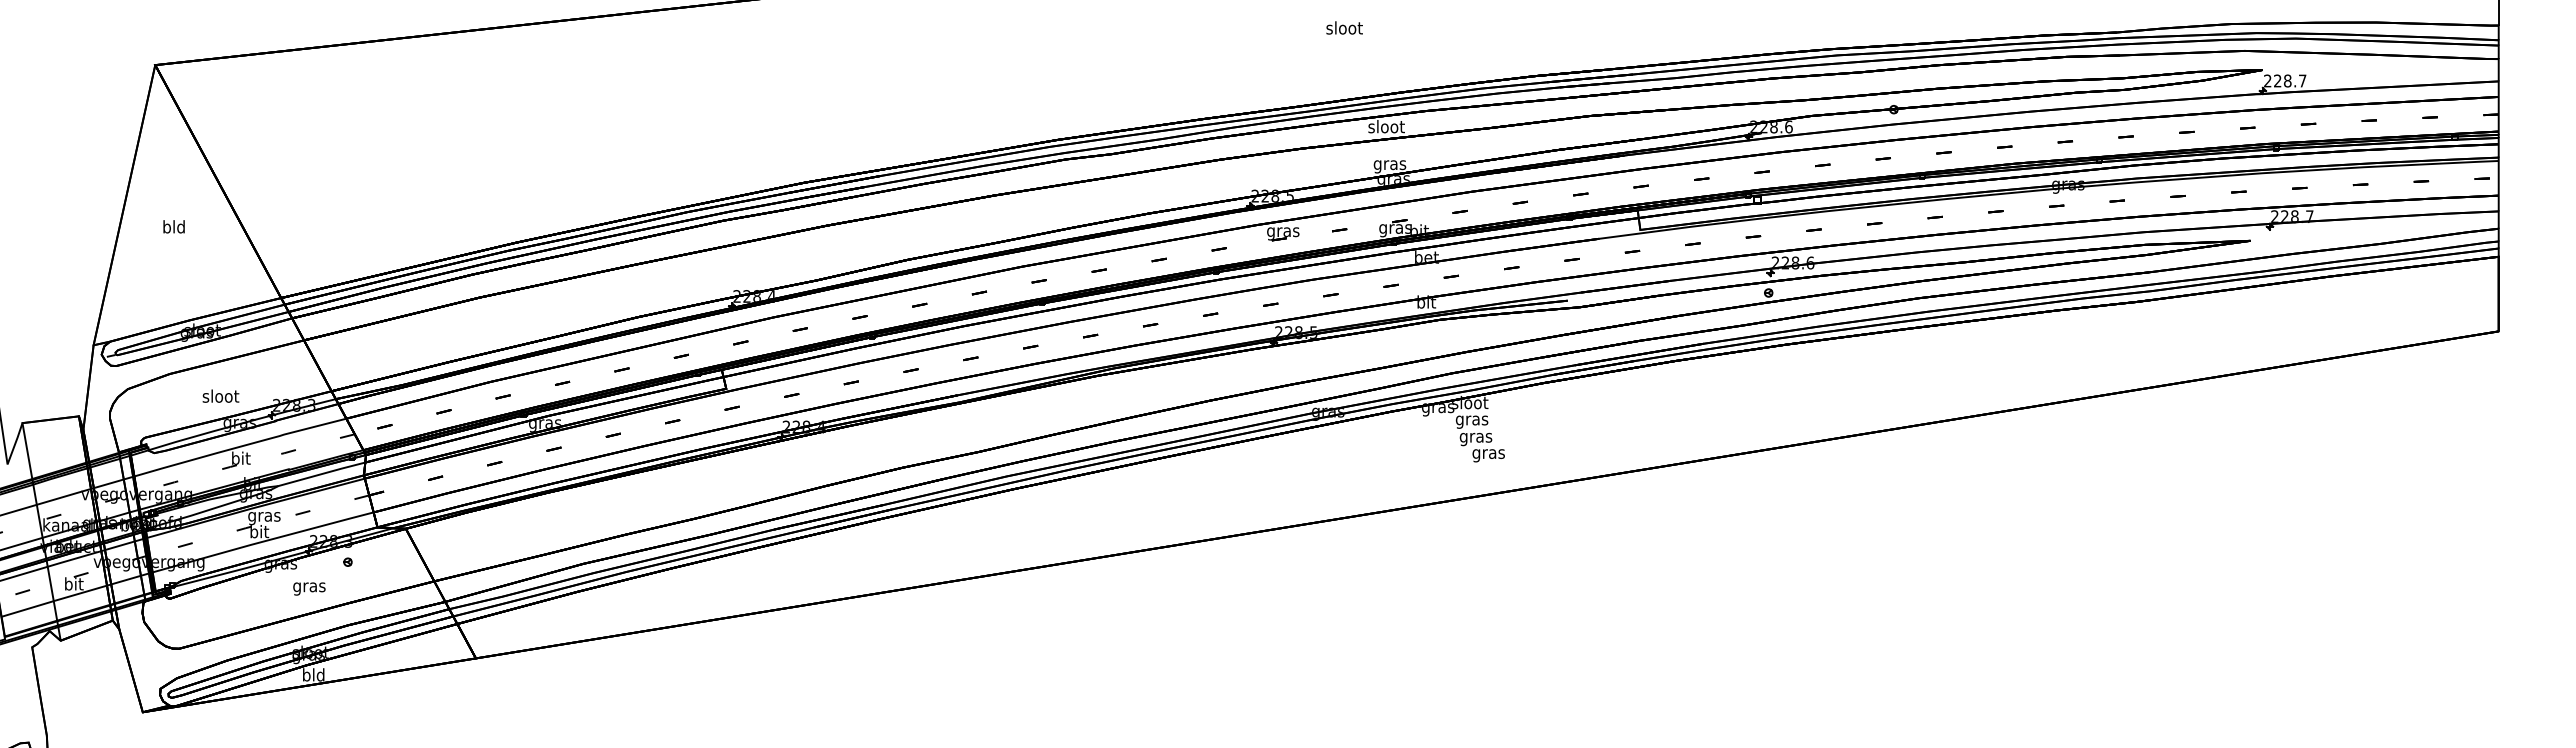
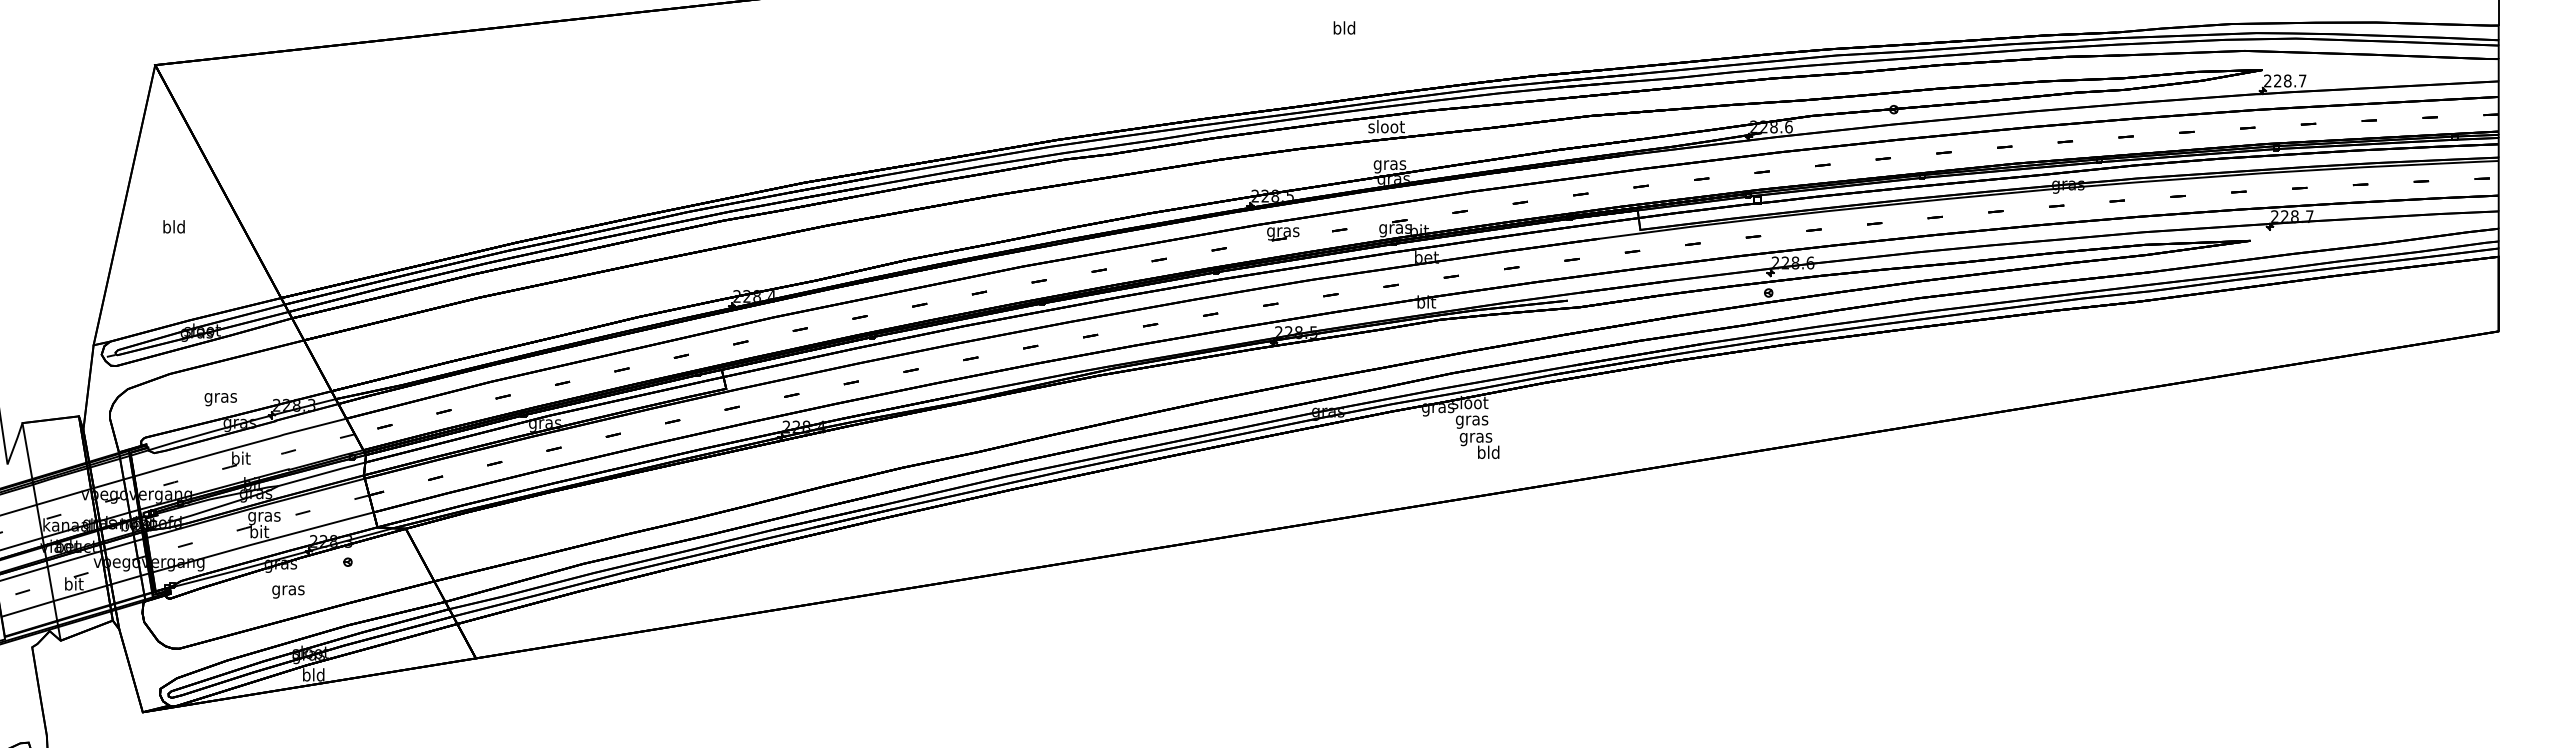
text: sloot -> bld (1344, 27)
text: sloot -> gras (220, 397)
text: gras -> bld (1488, 453)
text position: (309, 588) -> (288, 591) (288, 591)
